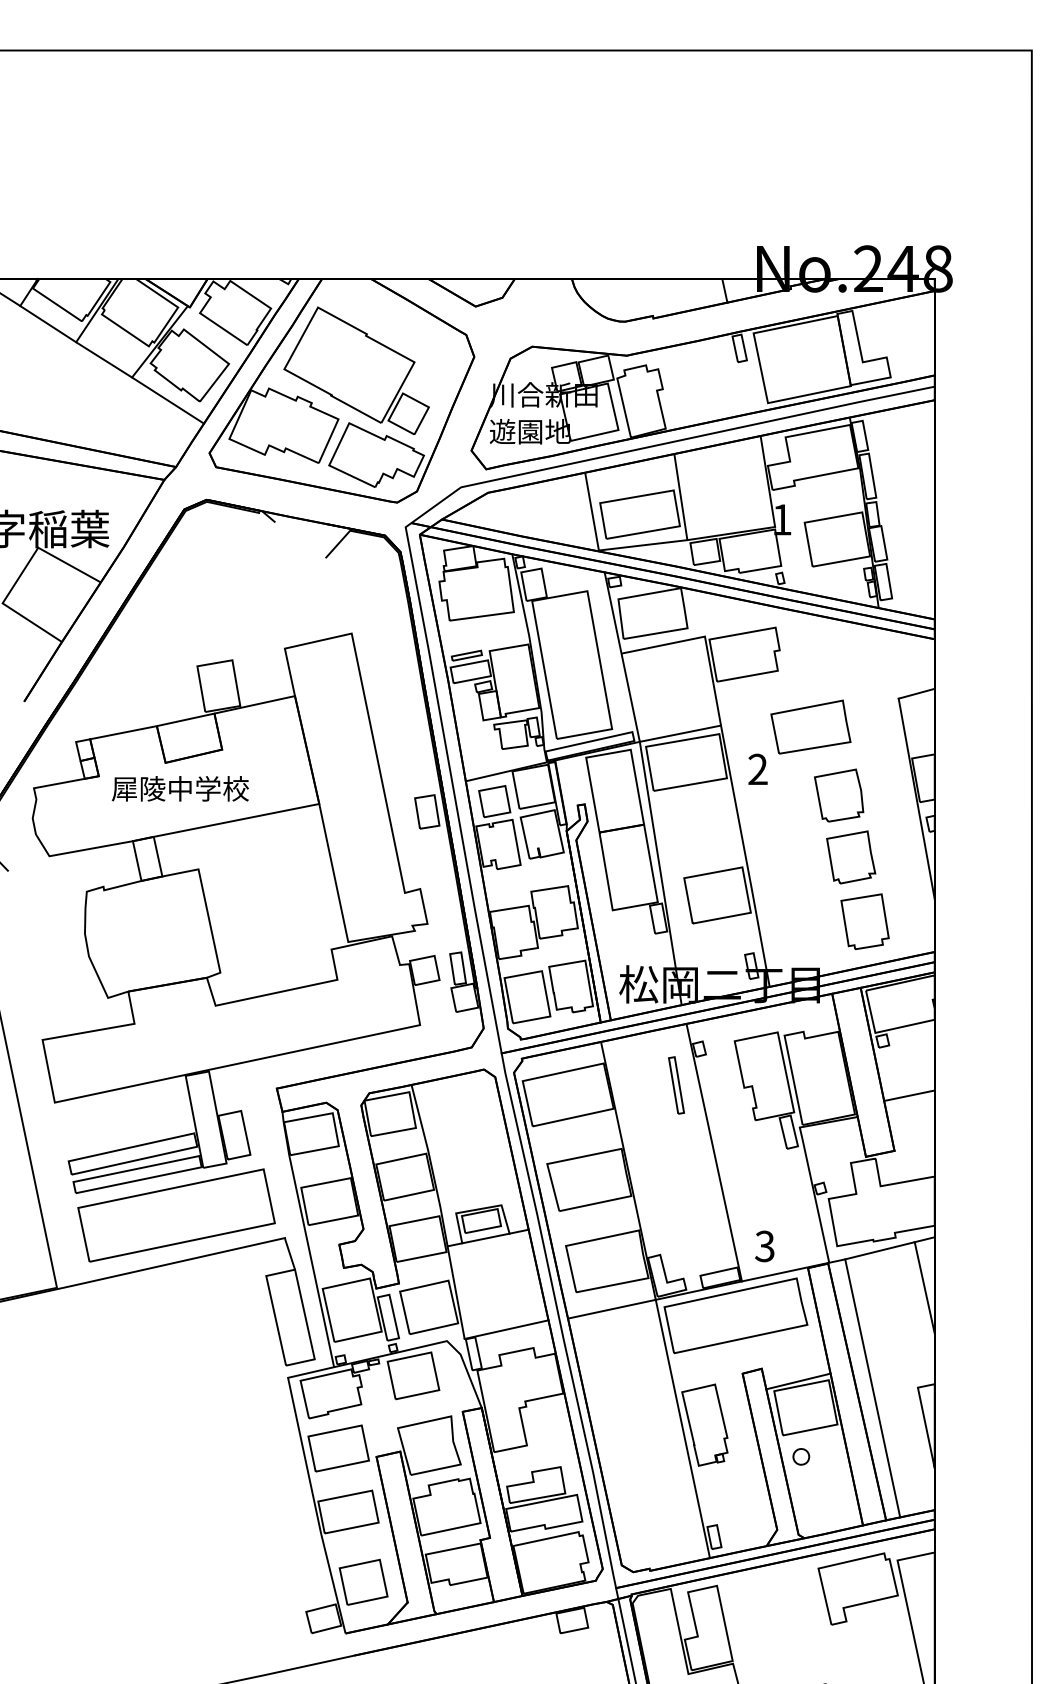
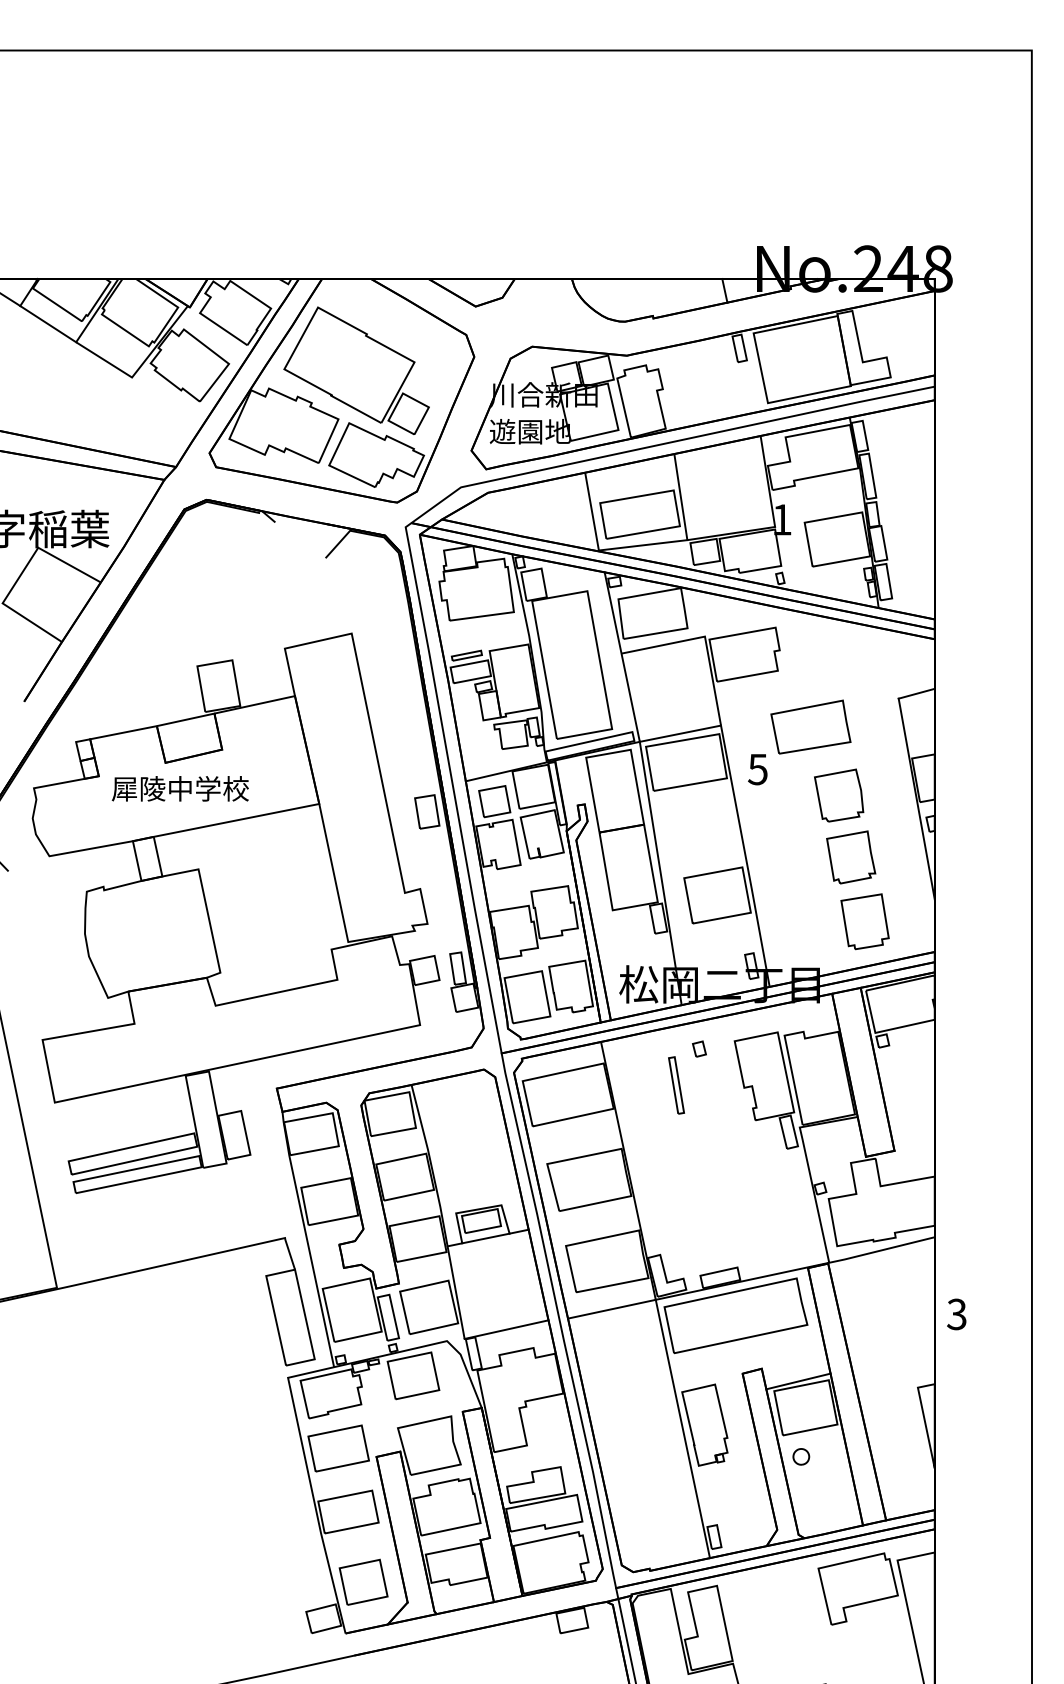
line: present -> none (168, 400)
text: 2 -> 5 (757, 769)
line: present -> none (909, 1095)
line: present -> none (713, 1152)
part: present -> none (176, 1215)
text position: (764, 1246) -> (956, 1314) (956, 1314)
line: present -> none (924, 1287)
line: present -> none (872, 1388)
